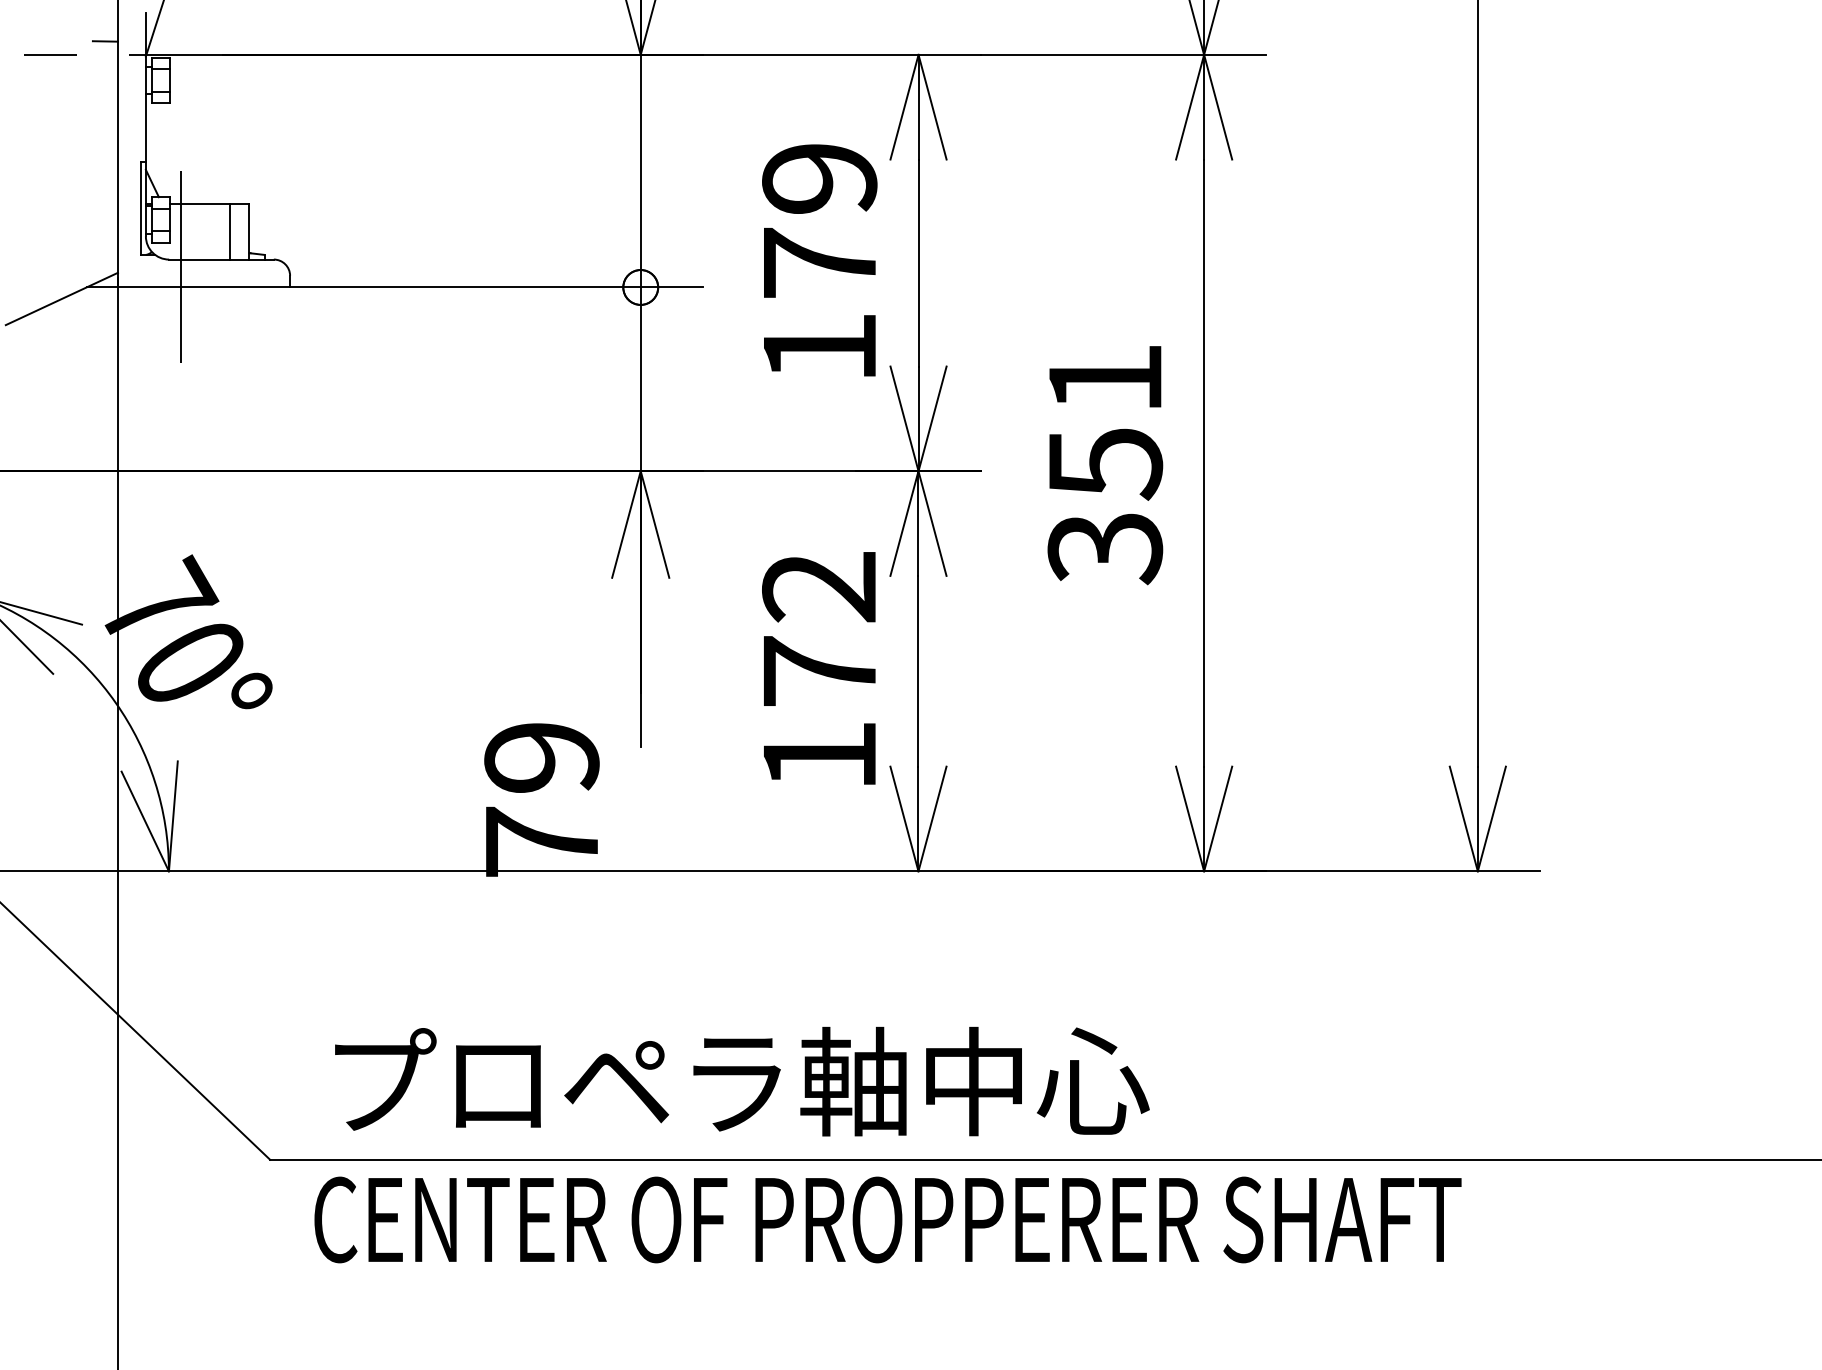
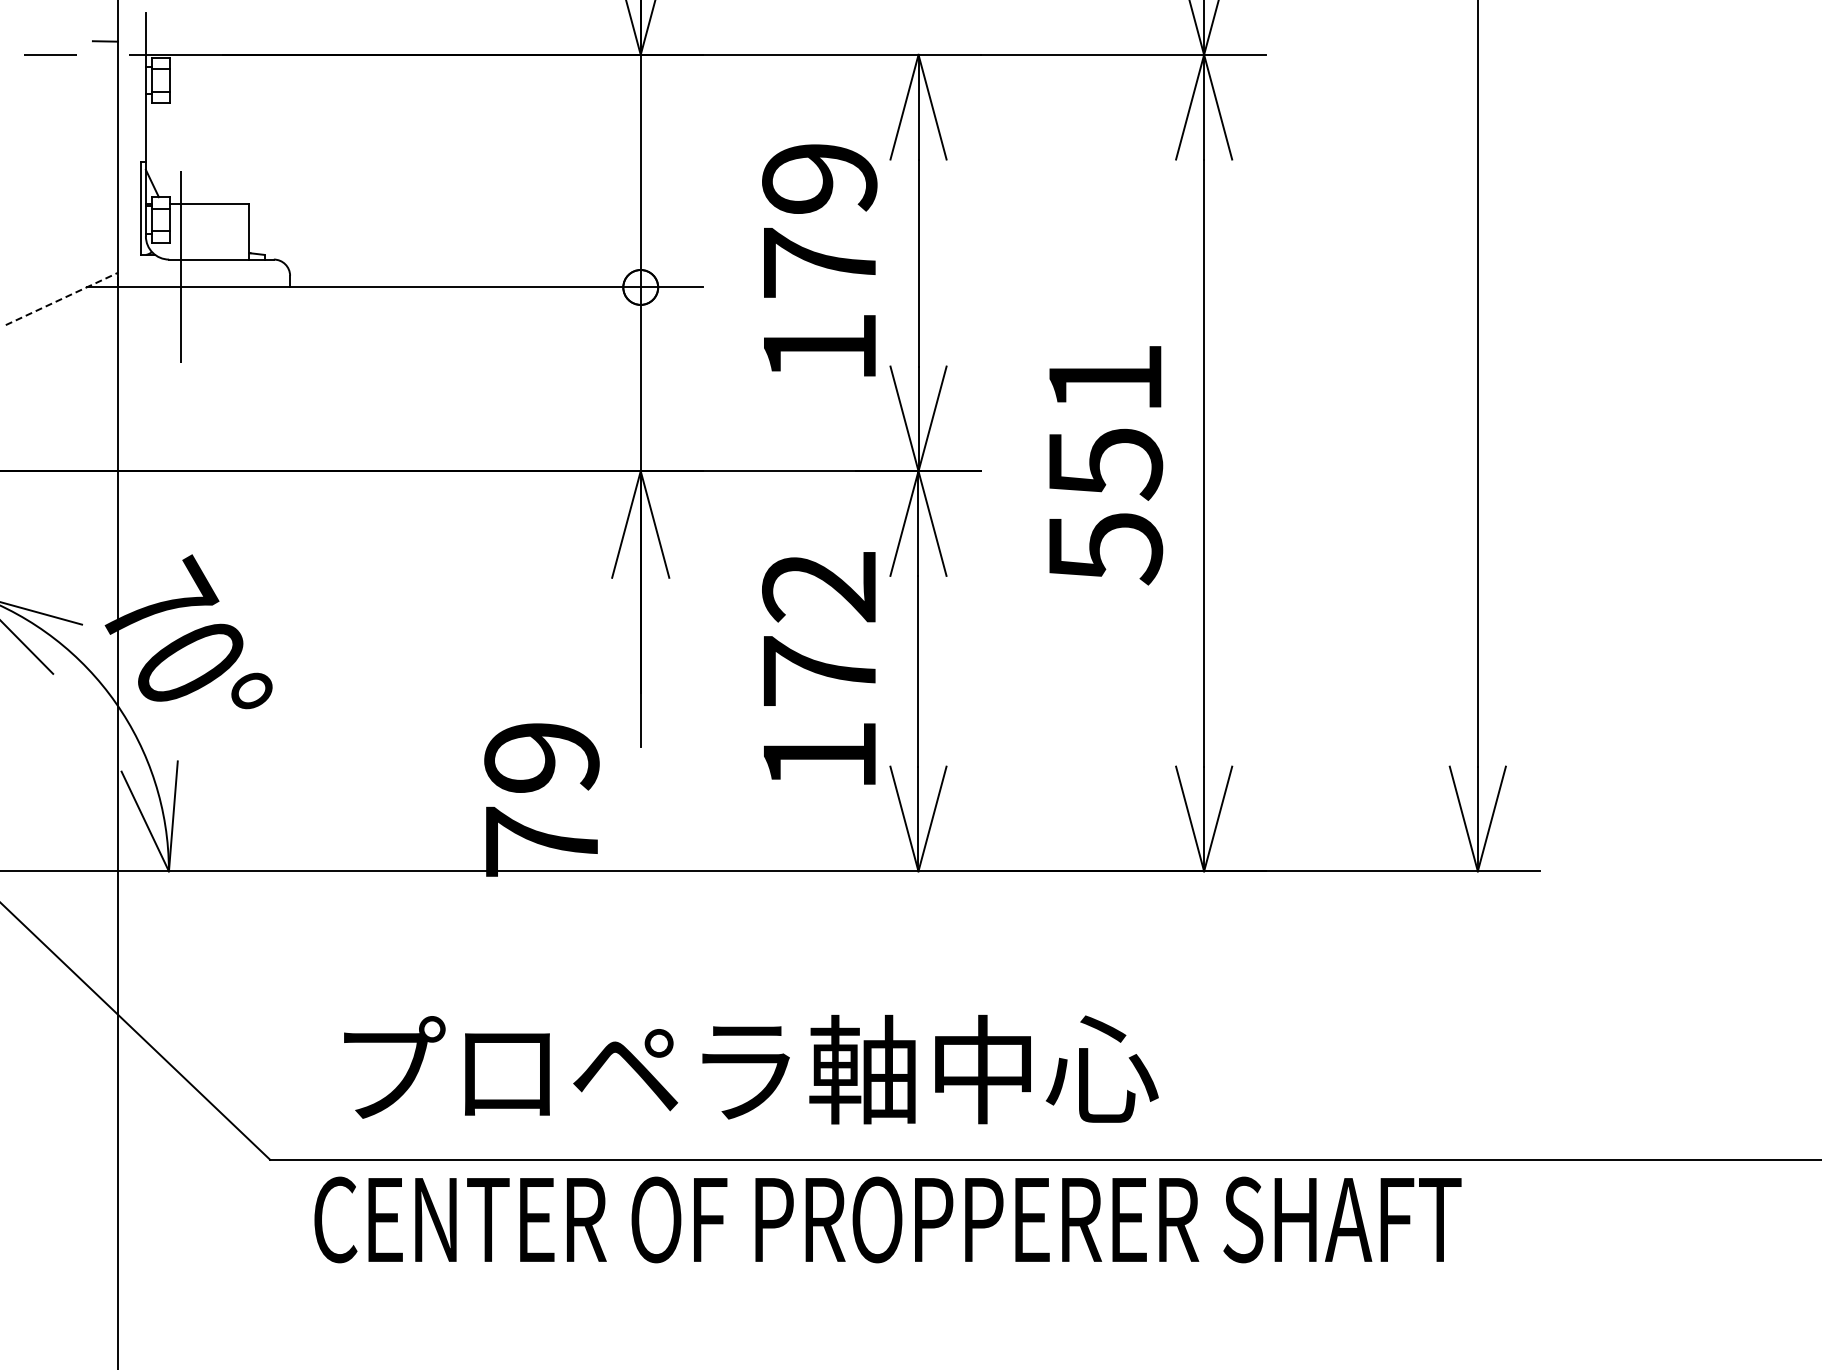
line: present -> none (154, 29)
line: present -> none (229, 231)
line: solid -> dashed (61, 298)
text: 351 -> 551 (1104, 549)
text position: (742, 1081) -> (751, 1069) (751, 1069)
